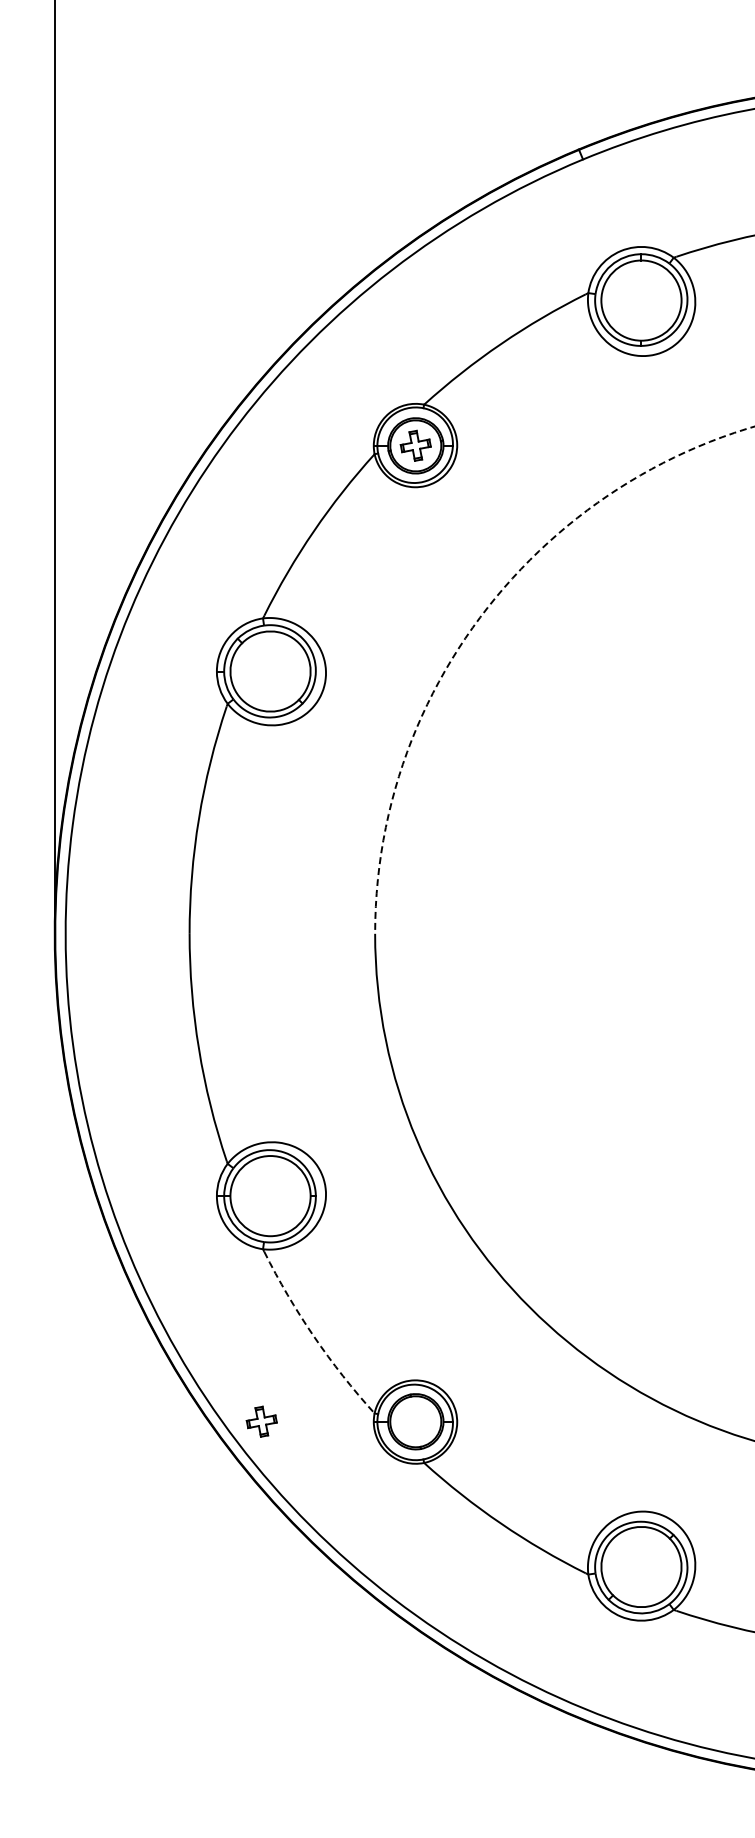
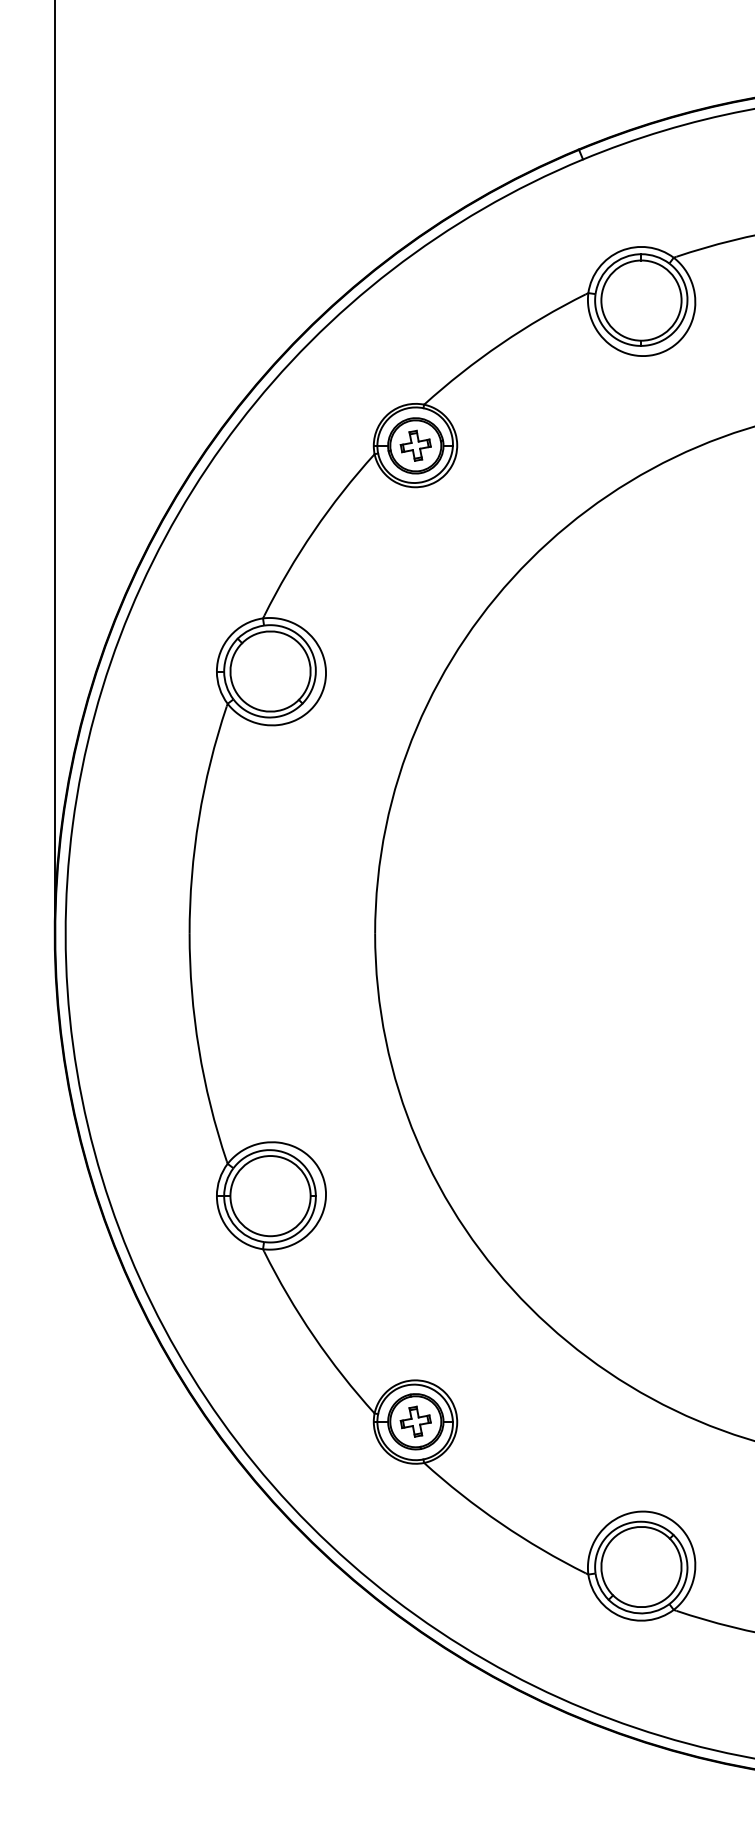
arc: dashed -> solid (480, 616)
arc: dashed -> solid (313, 1336)
part position: (261, 1421) -> (415, 1421) (415, 1421)
